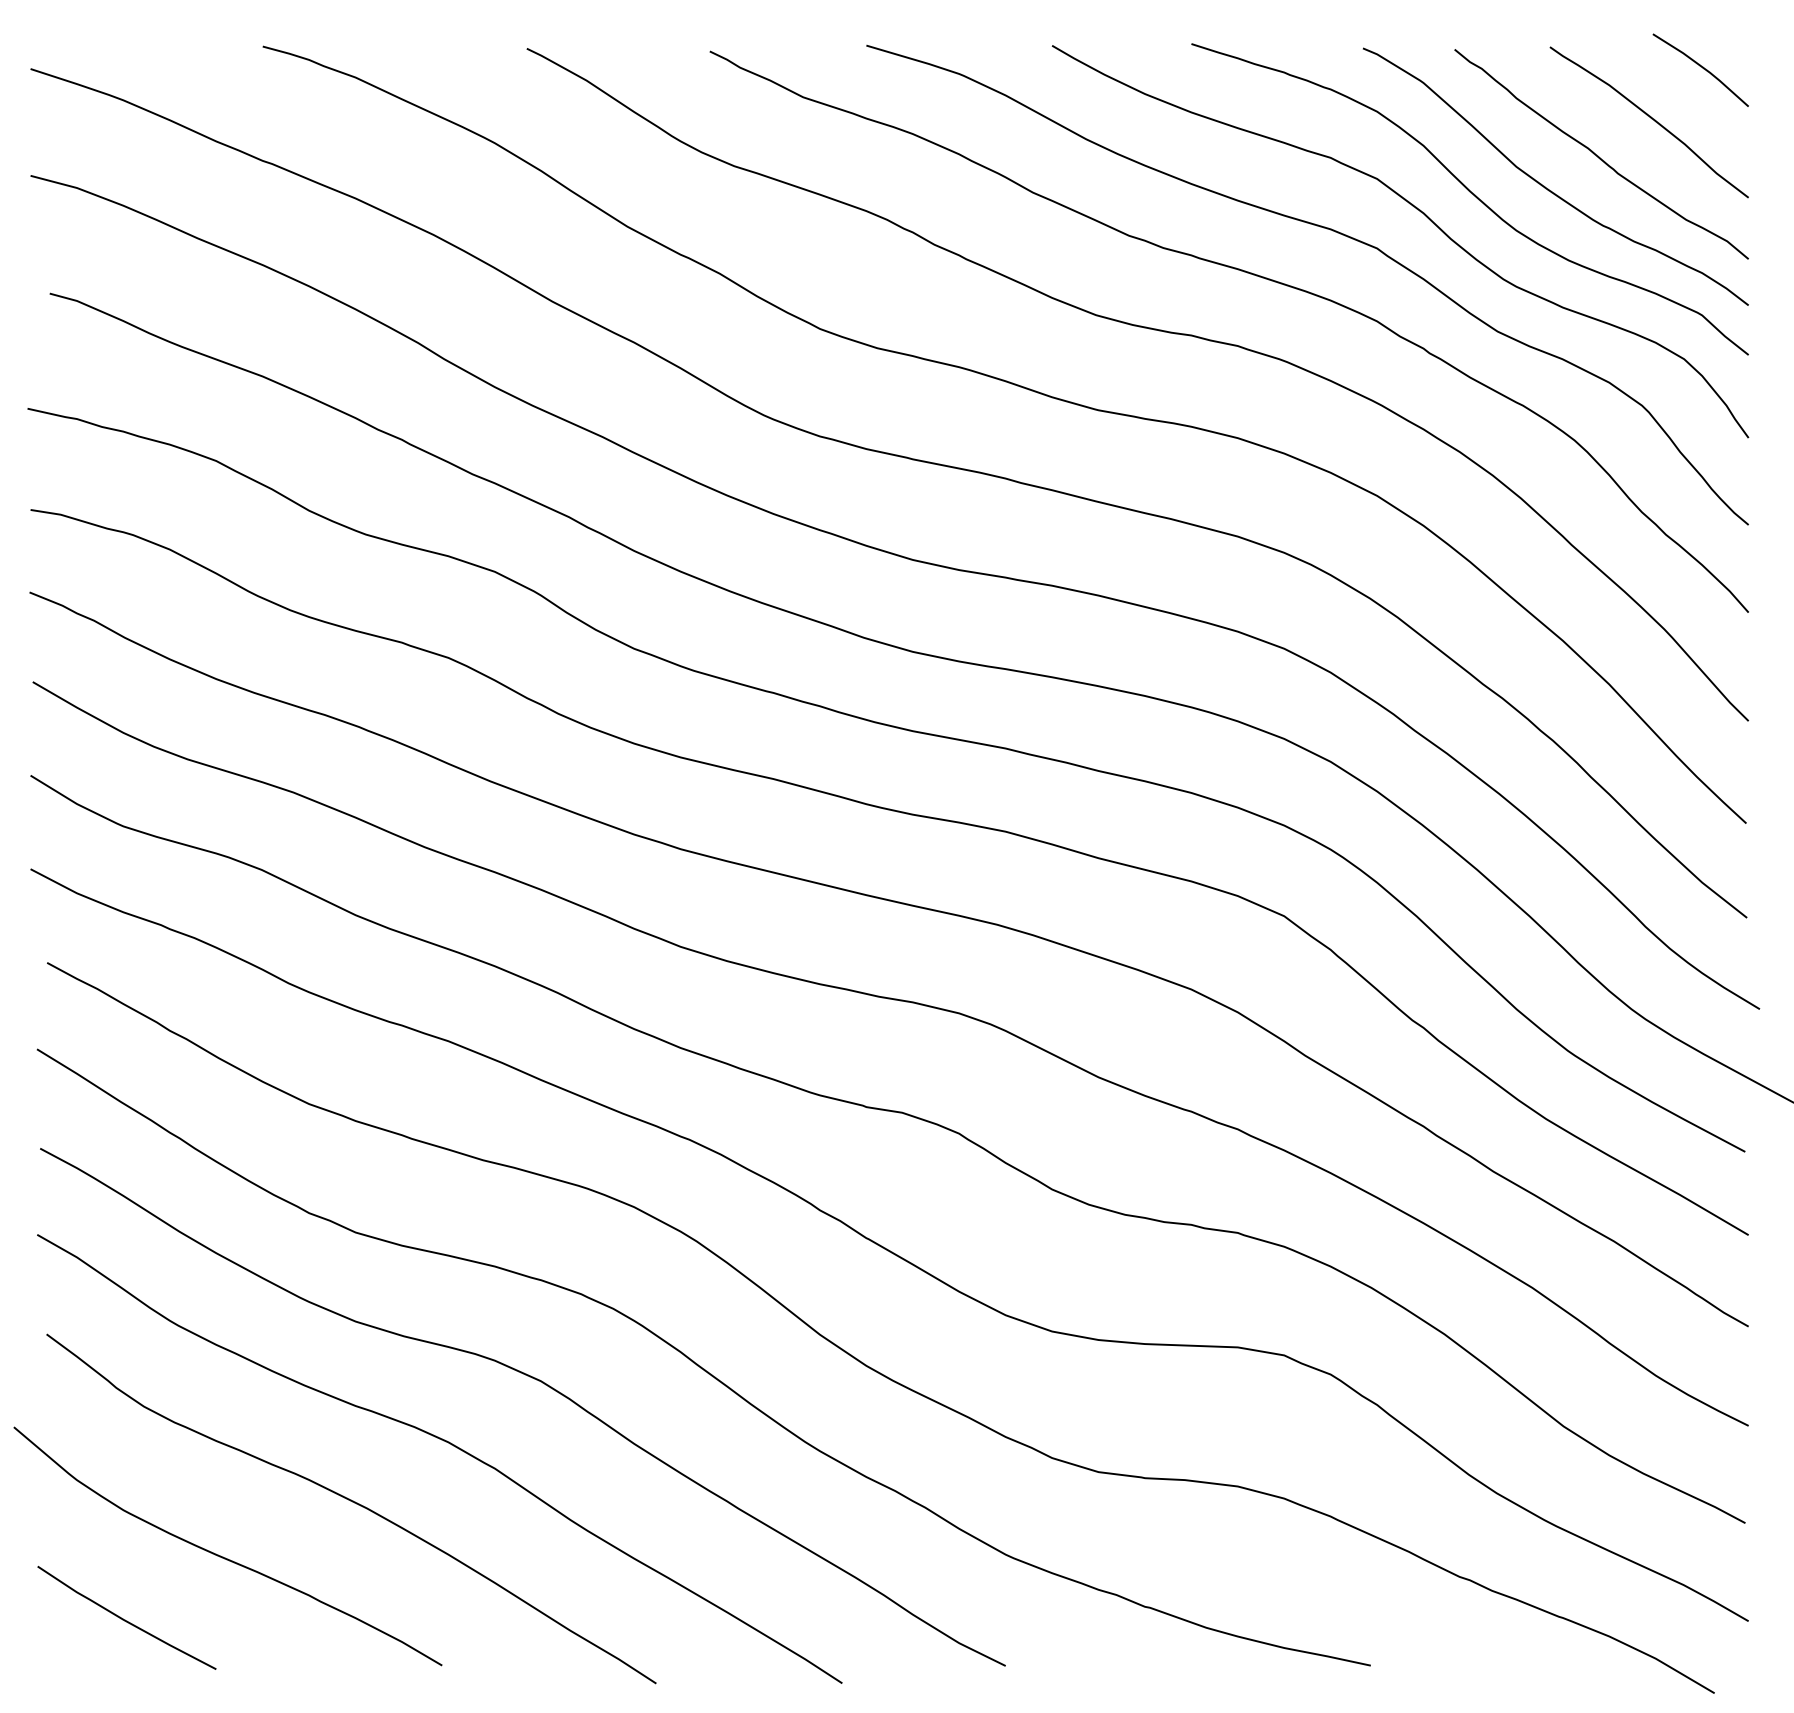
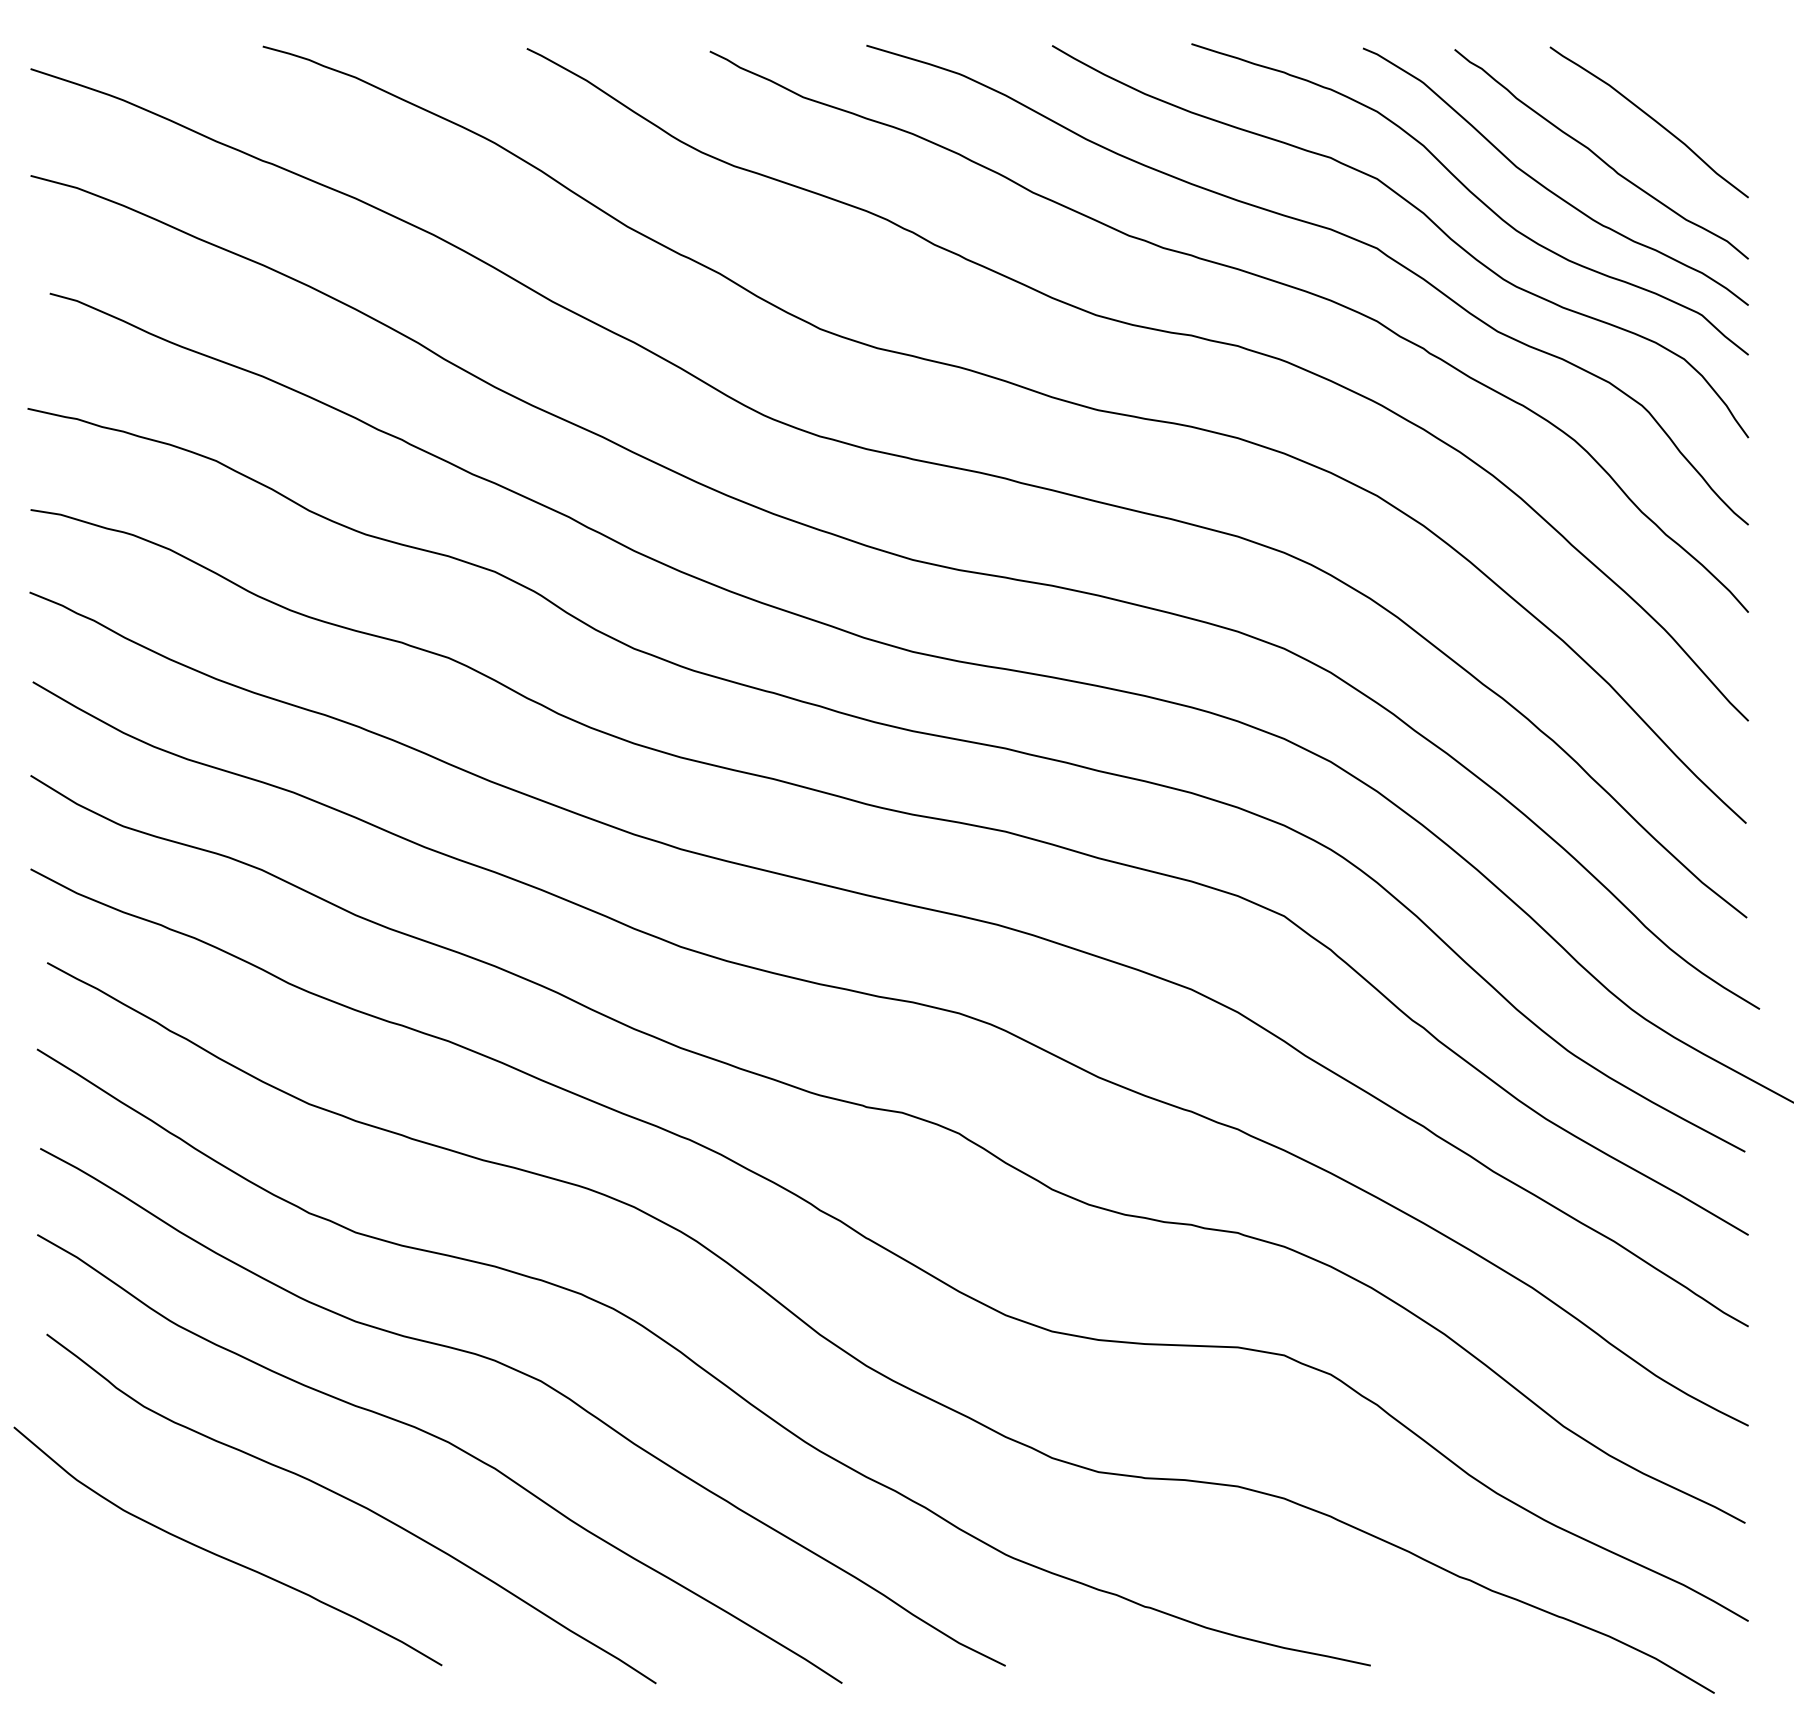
line: present -> none (1701, 67)
curve: present -> none (125, 1619)
